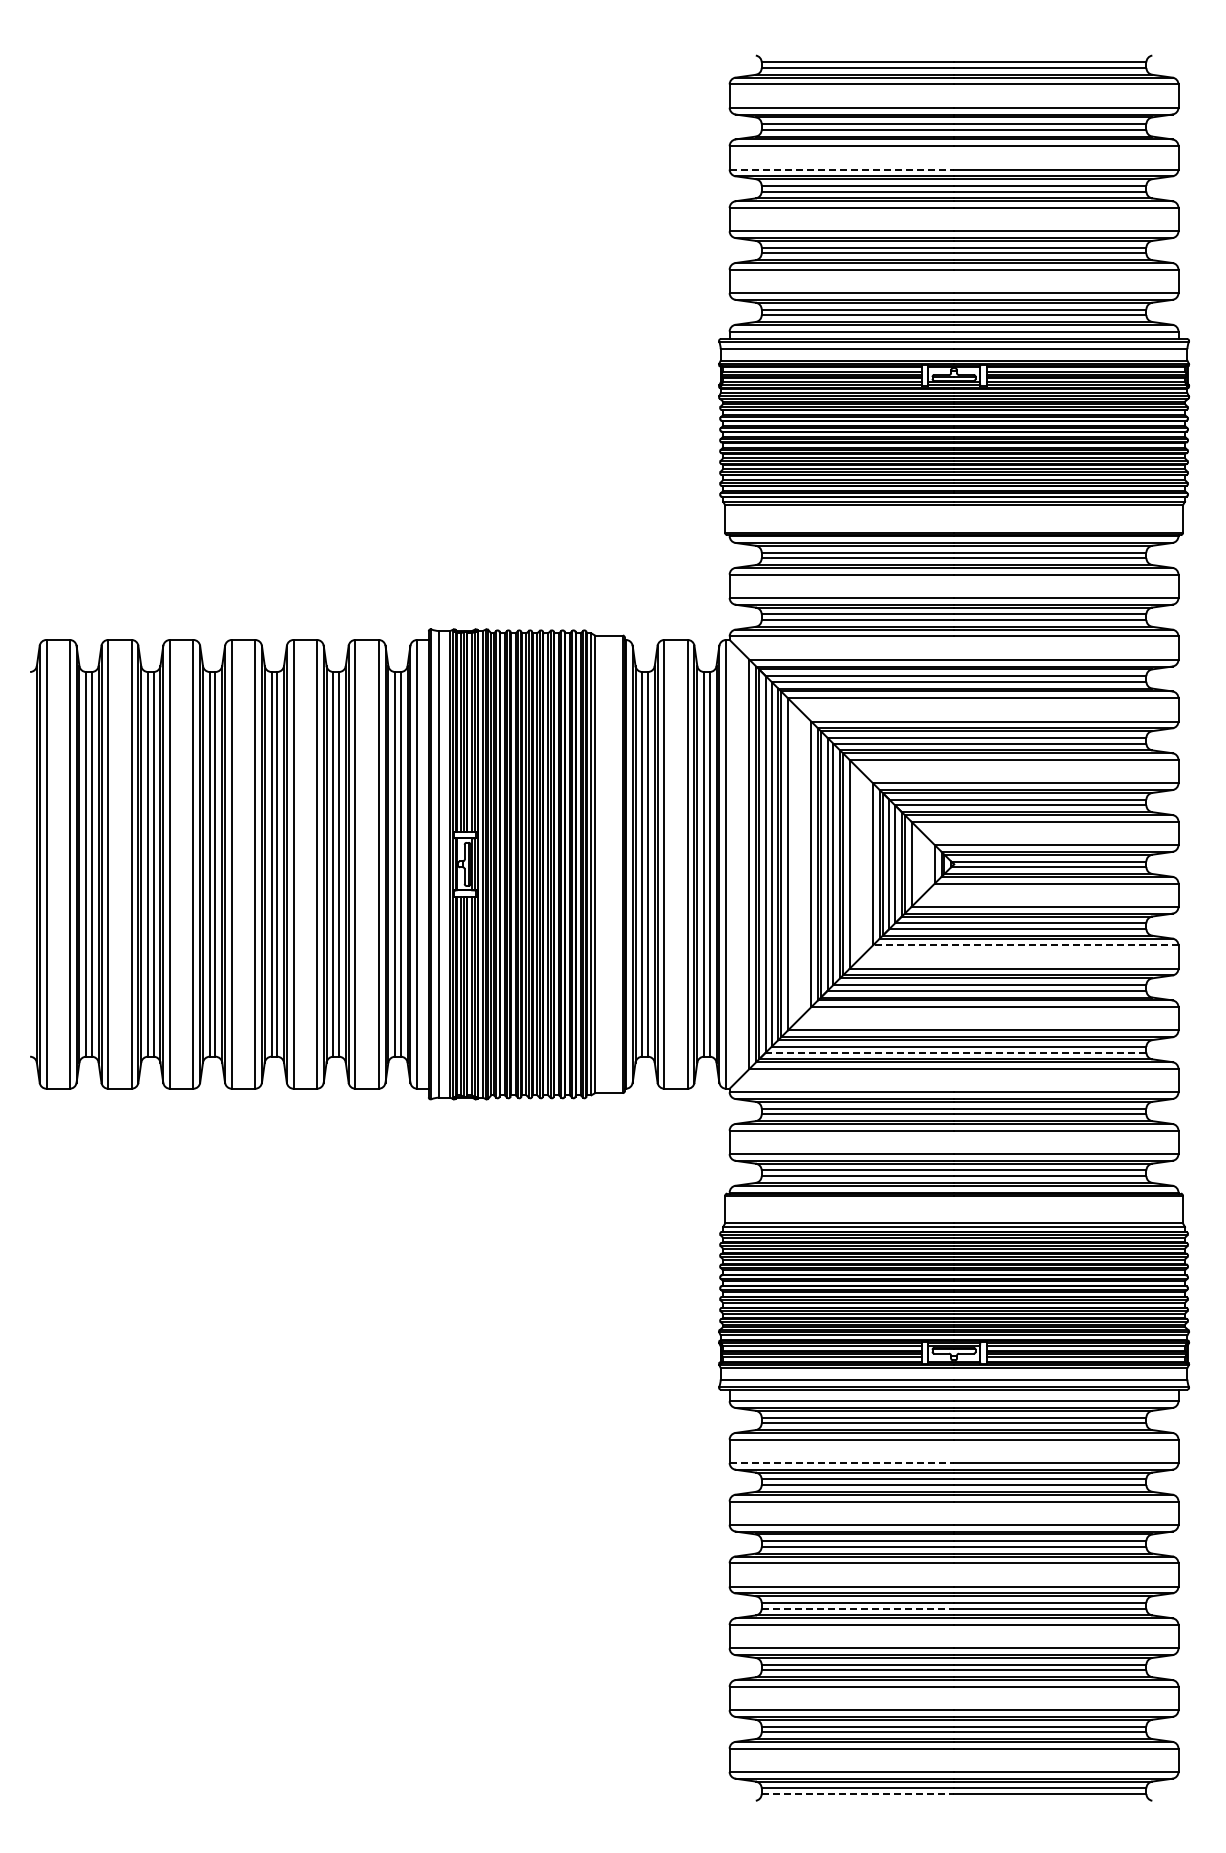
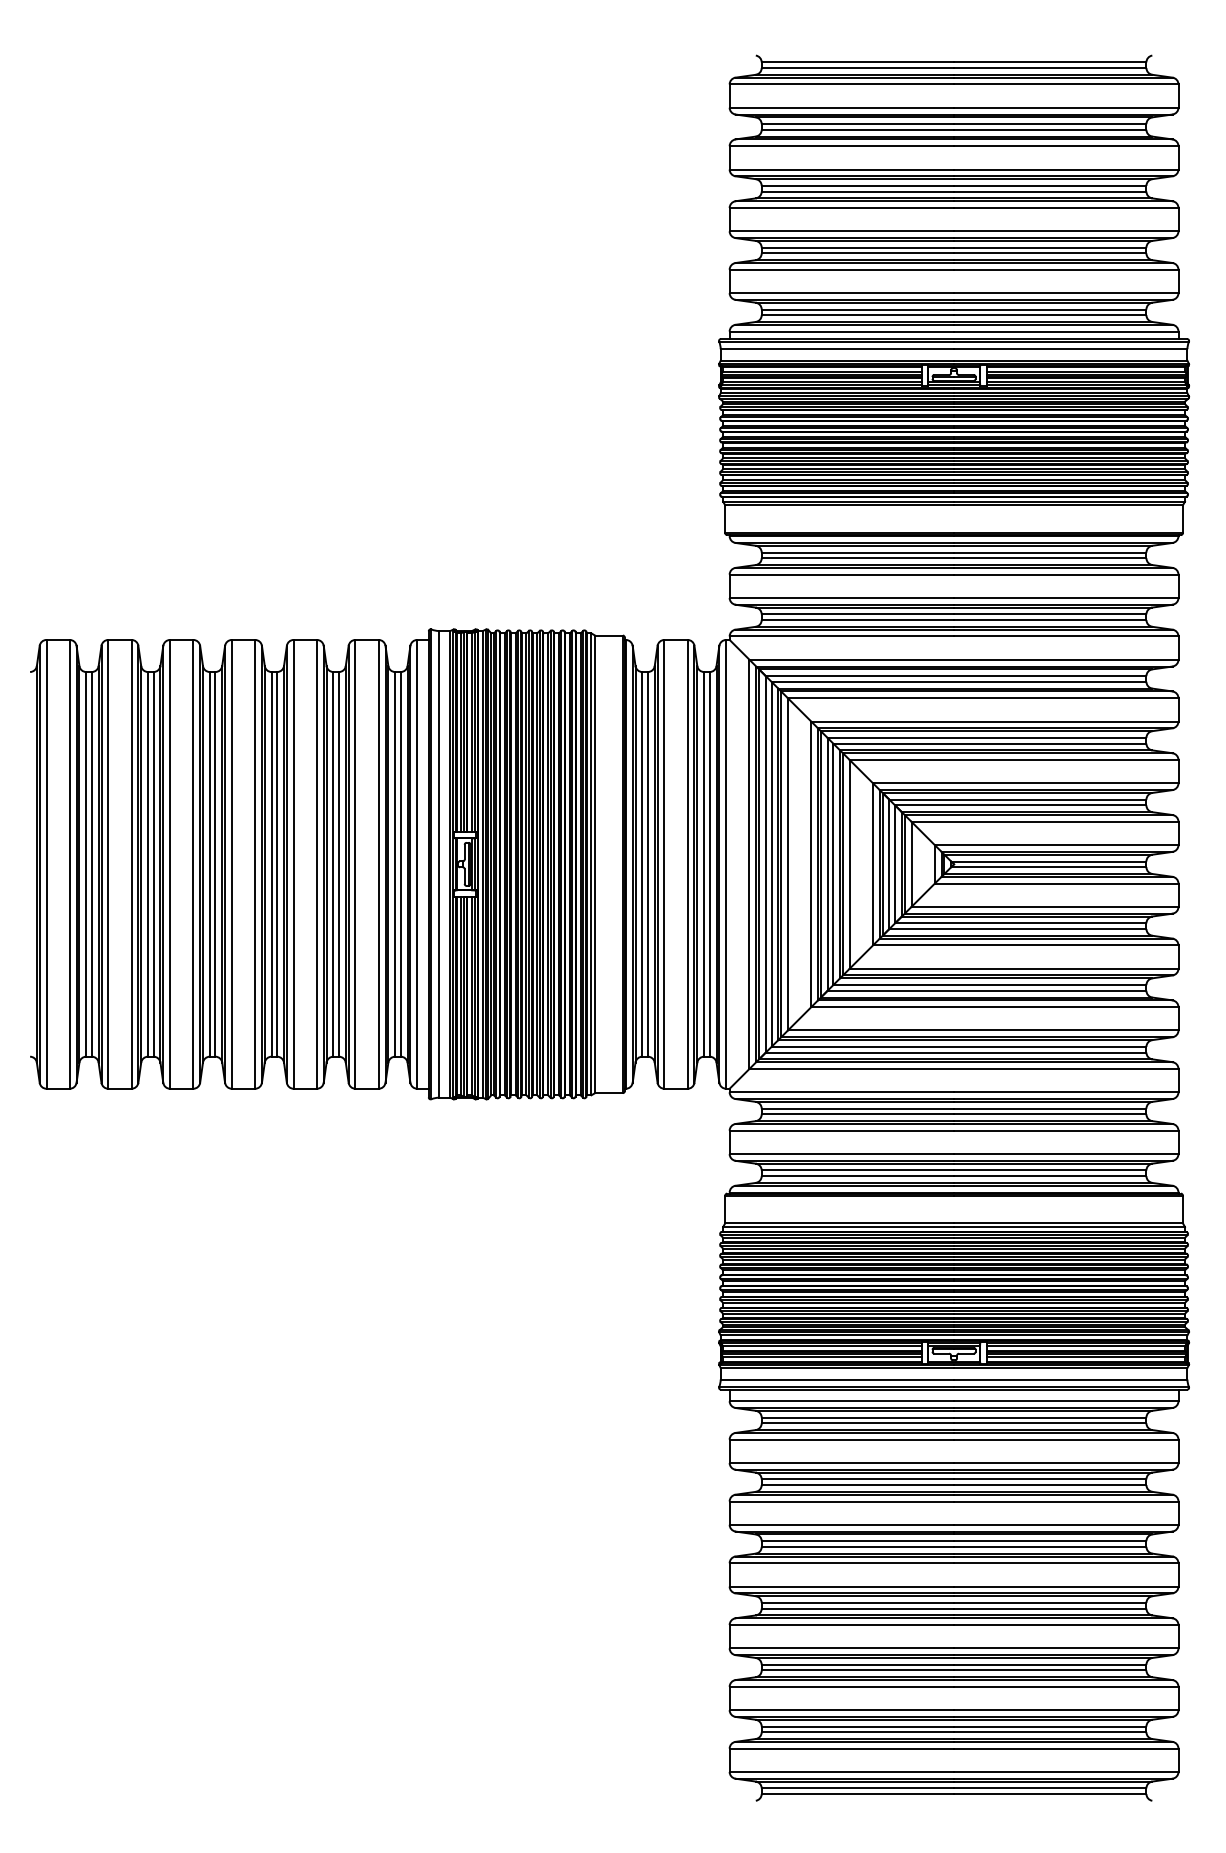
line: dashed -> solid (842, 169)
line: dashed -> solid (1025, 945)
line: dashed -> solid (955, 1052)
line: dashed -> solid (842, 1462)
line: dashed -> solid (858, 1608)
line: dashed -> solid (858, 1794)
